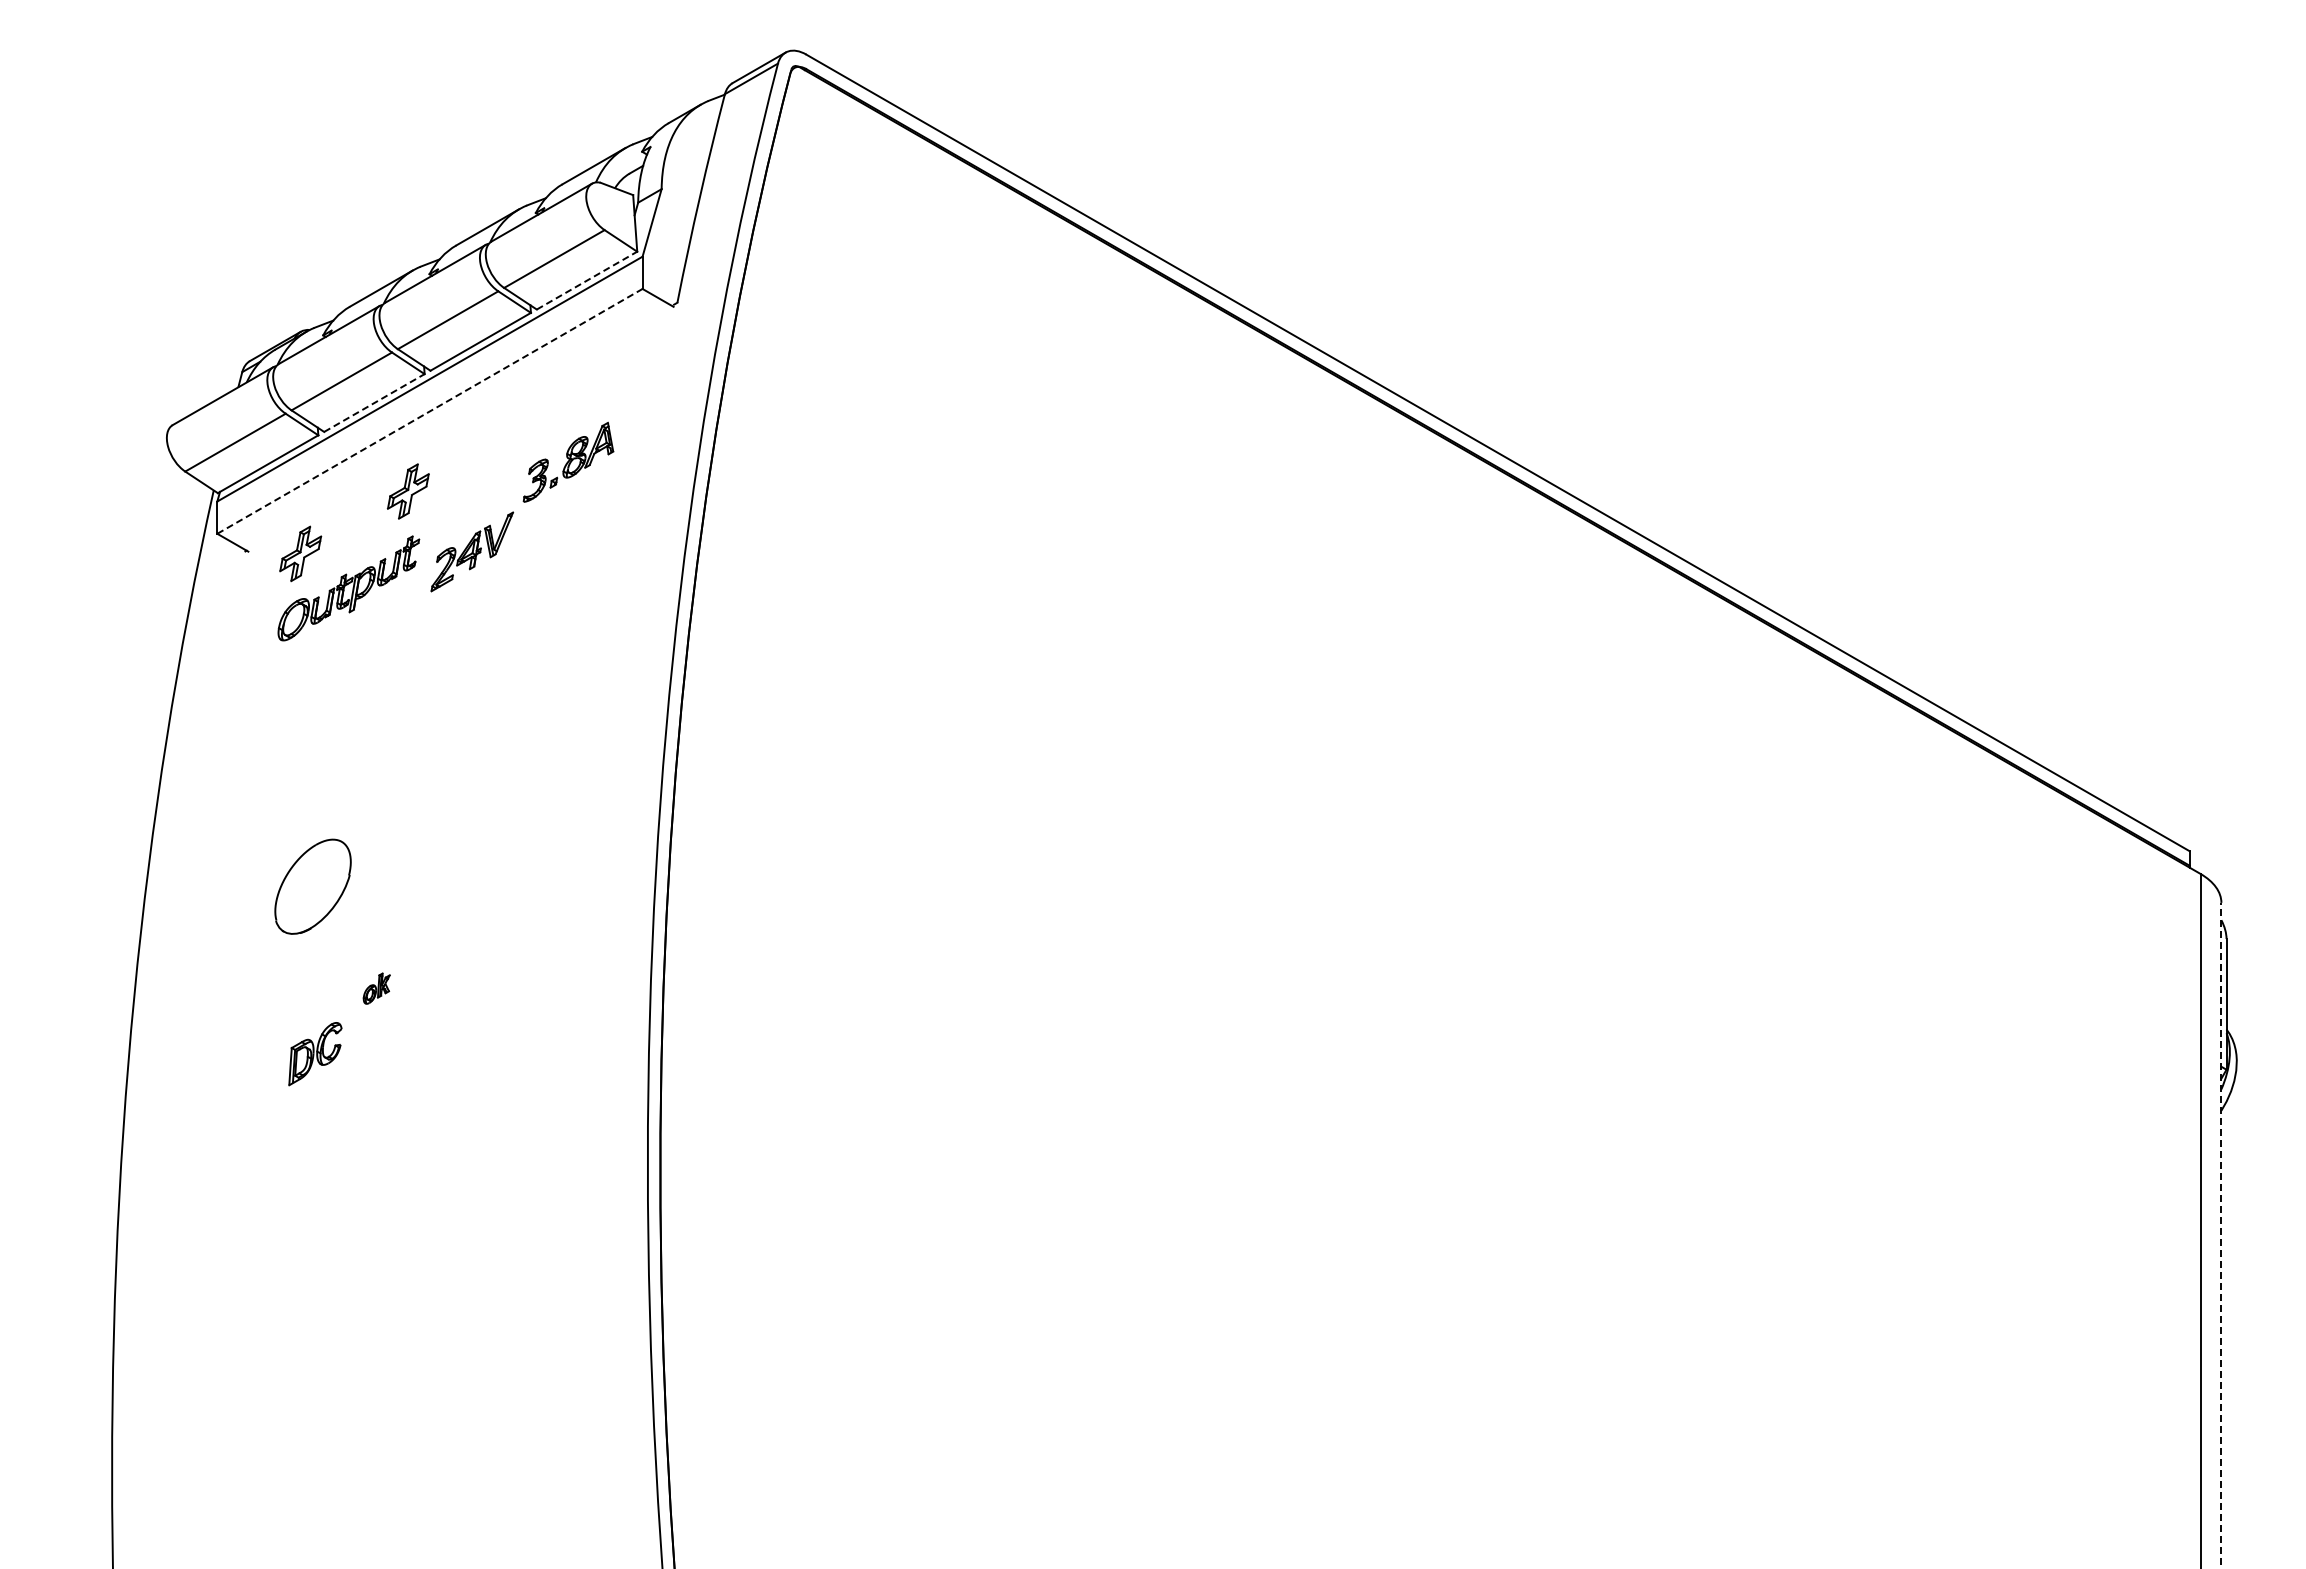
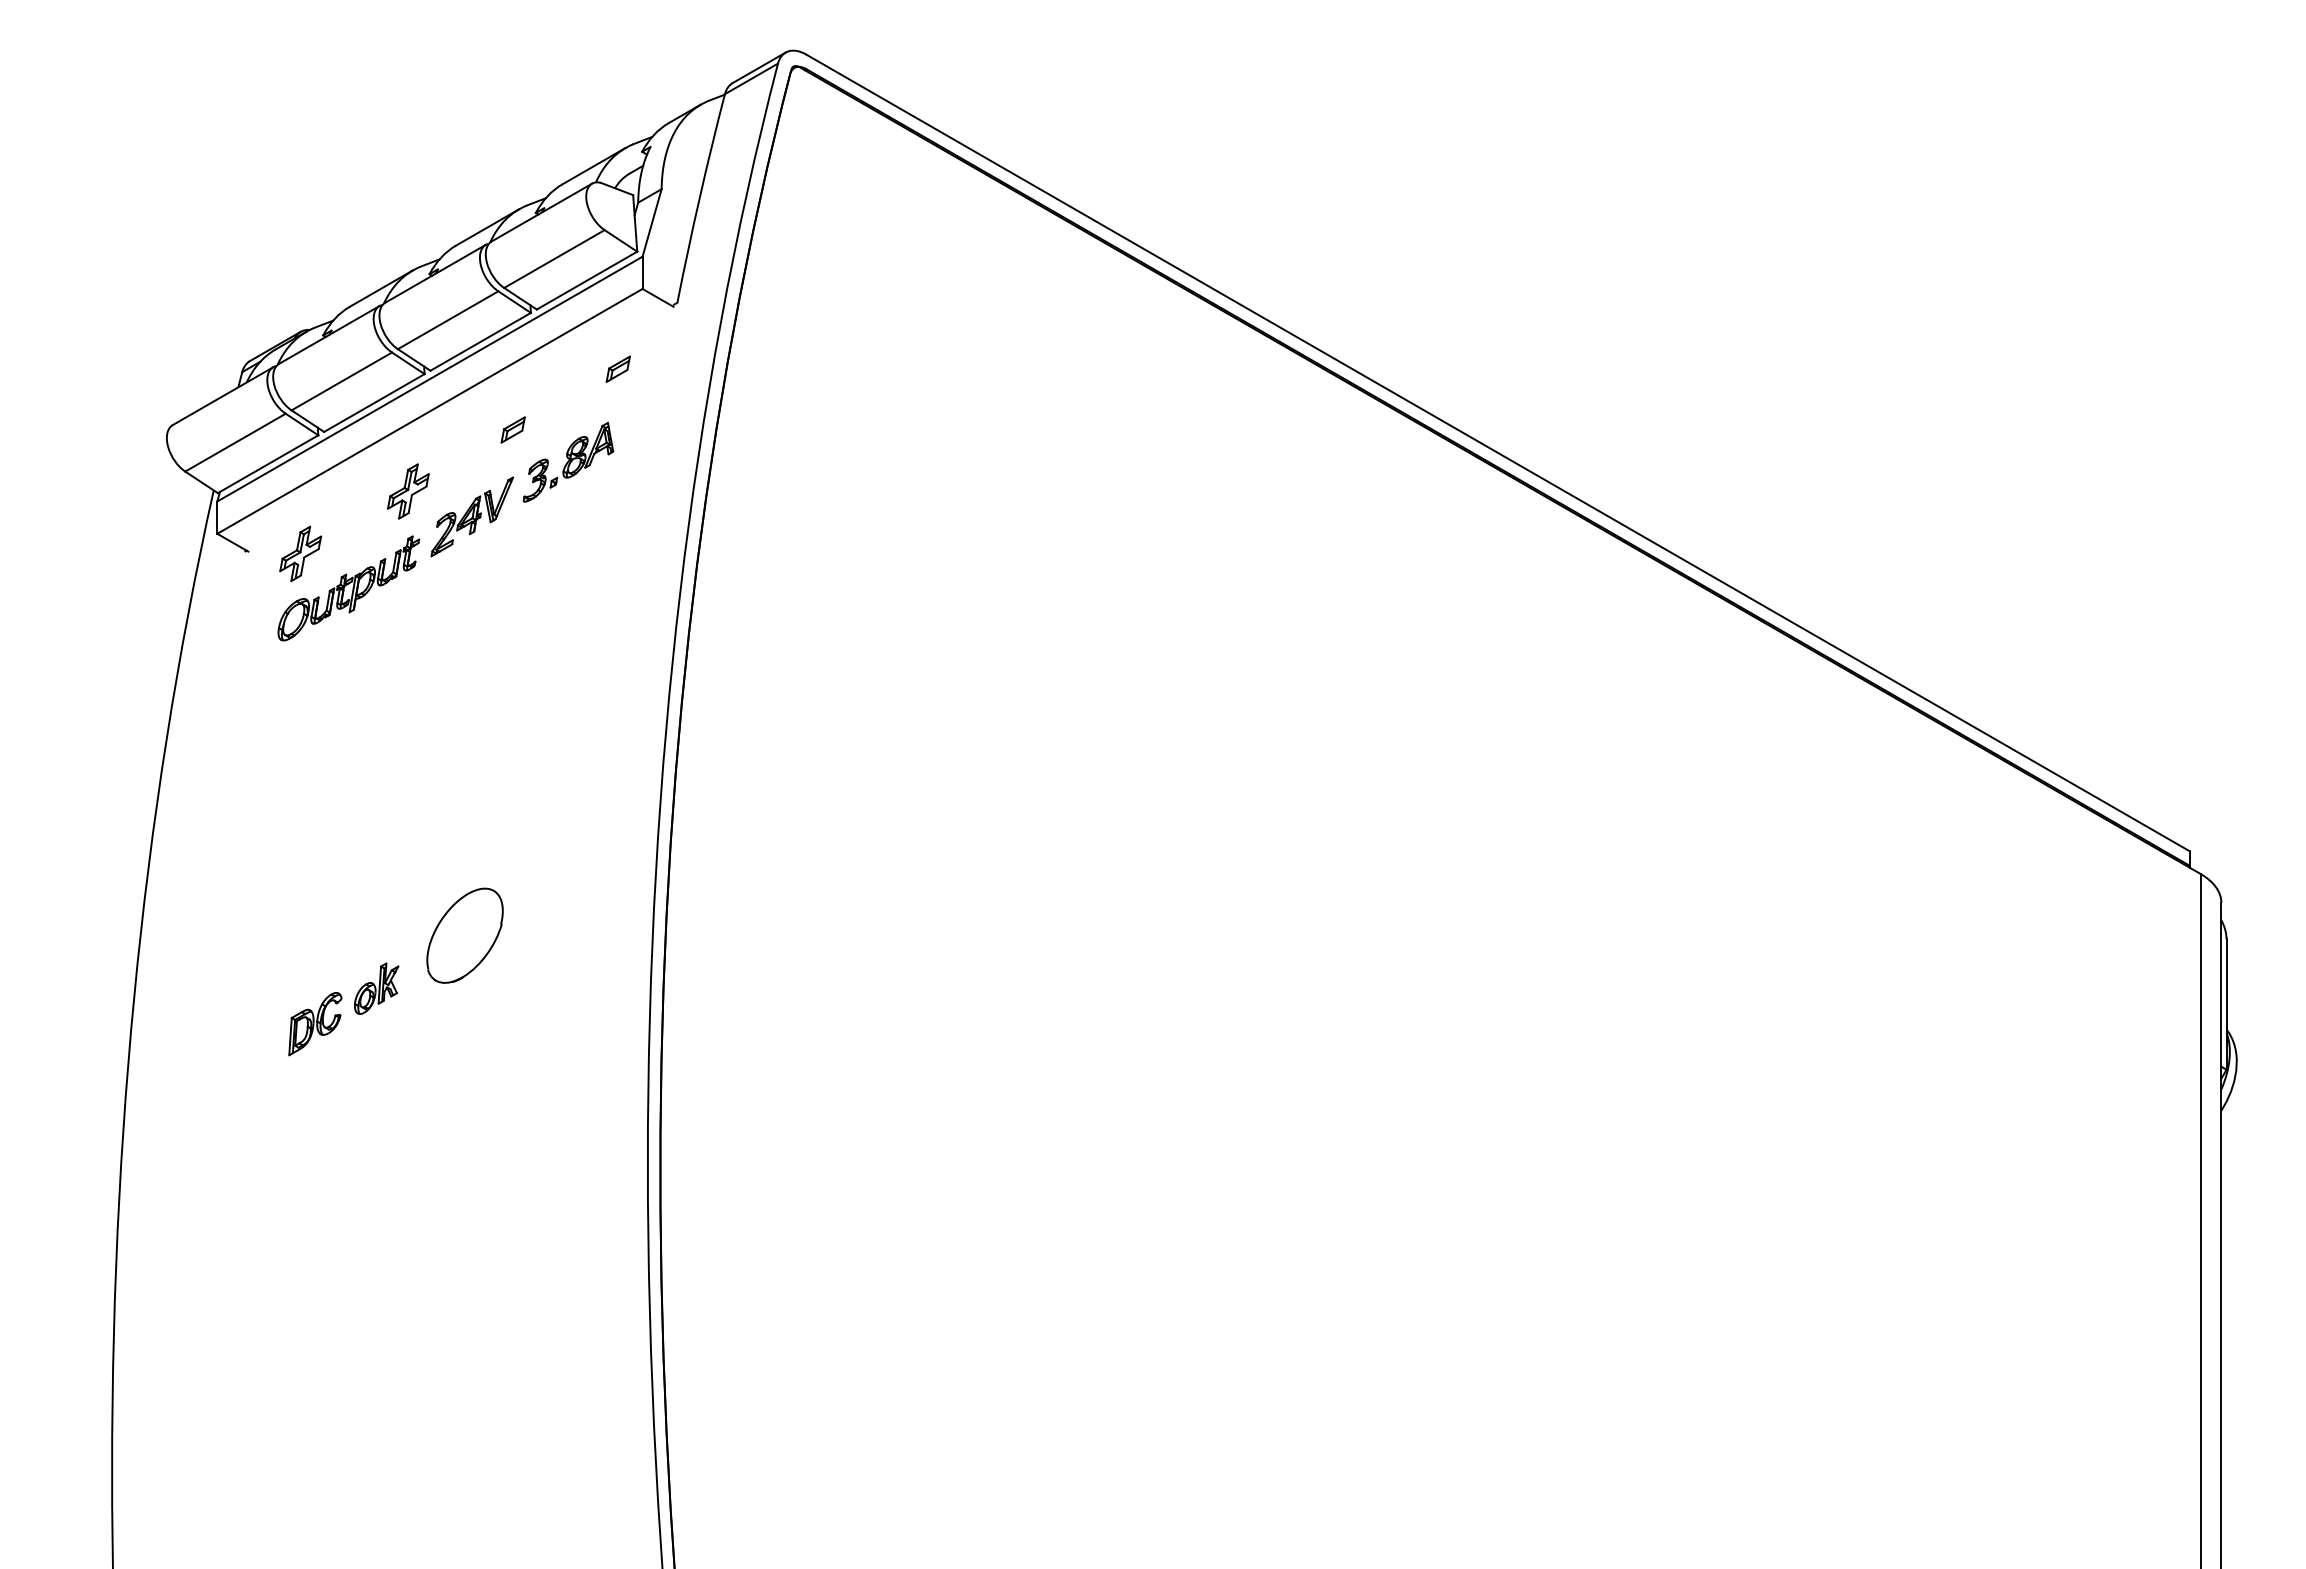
line: dashed -> solid (587, 280)
part: none -> present (617, 368)
line: dashed -> solid (374, 403)
line: dashed -> solid (430, 411)
part: none -> present (512, 429)
part position: (472, 551) -> (472, 516) (472, 516)
part position: (312, 886) -> (464, 935) (464, 935)
part size: 29x33 px -> 46x53 px (376, 988)
part position: (315, 1054) -> (315, 1024) (315, 1024)
line: dashed -> solid (2221, 1235)
